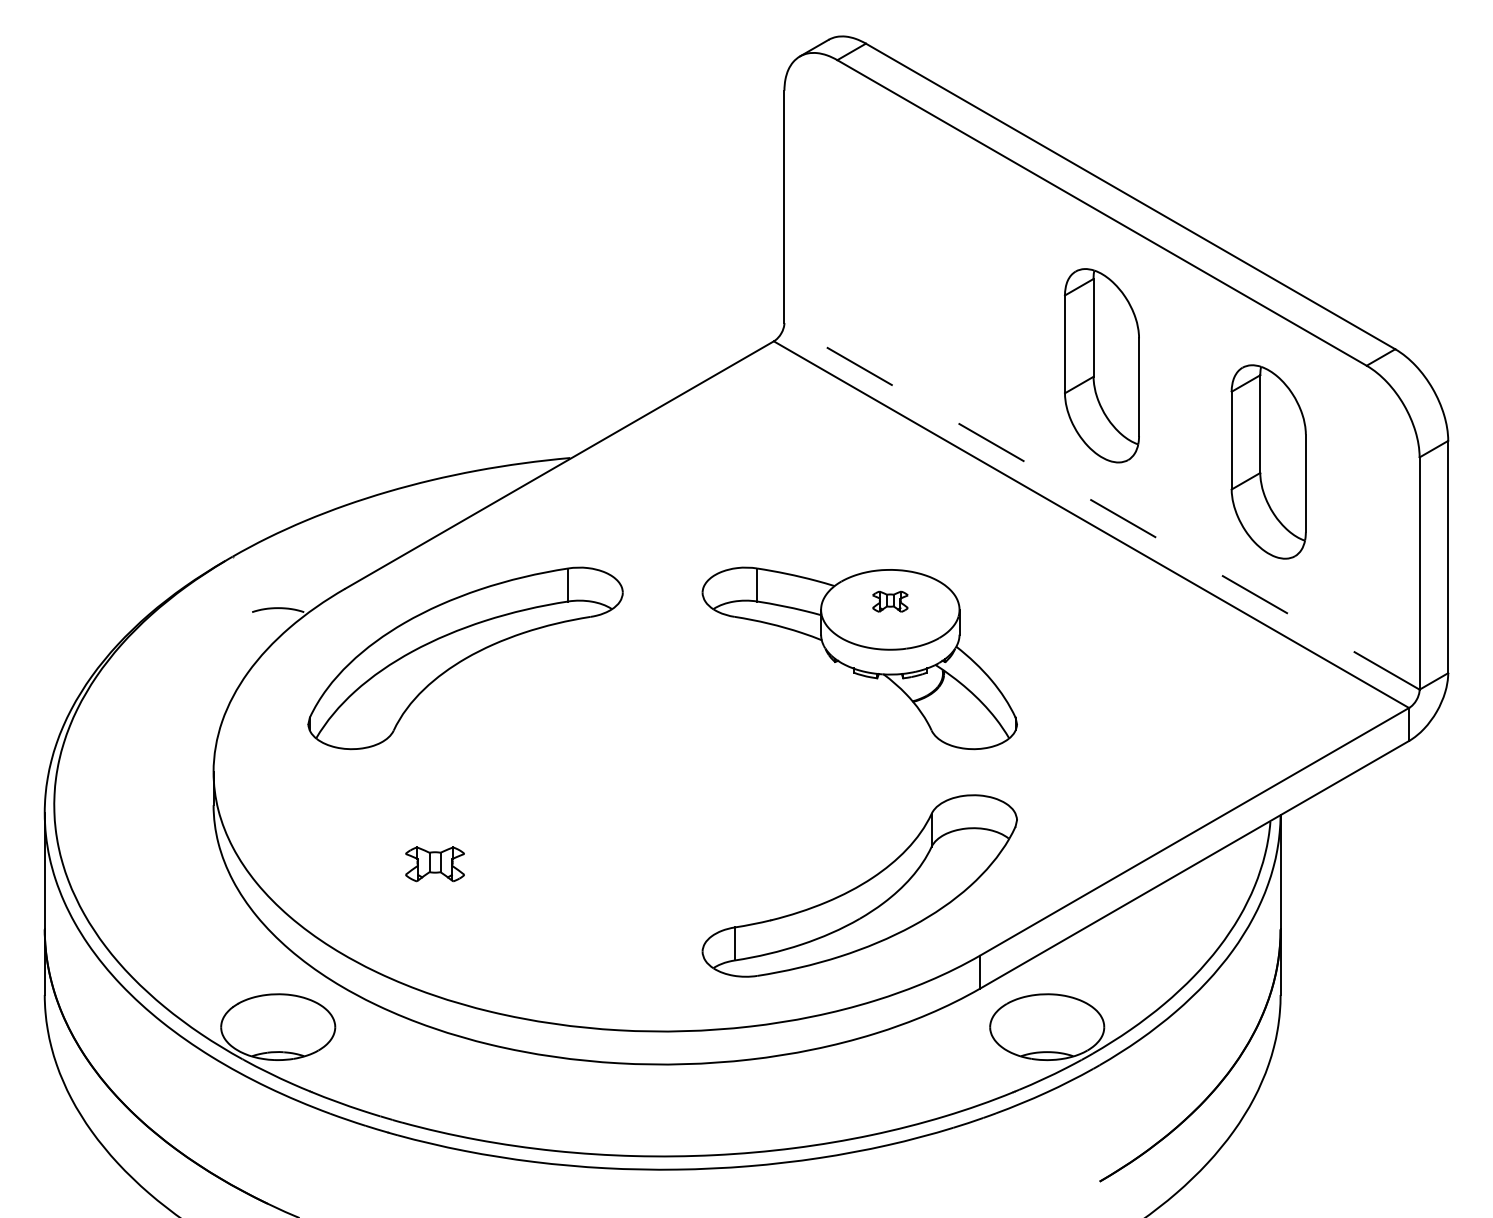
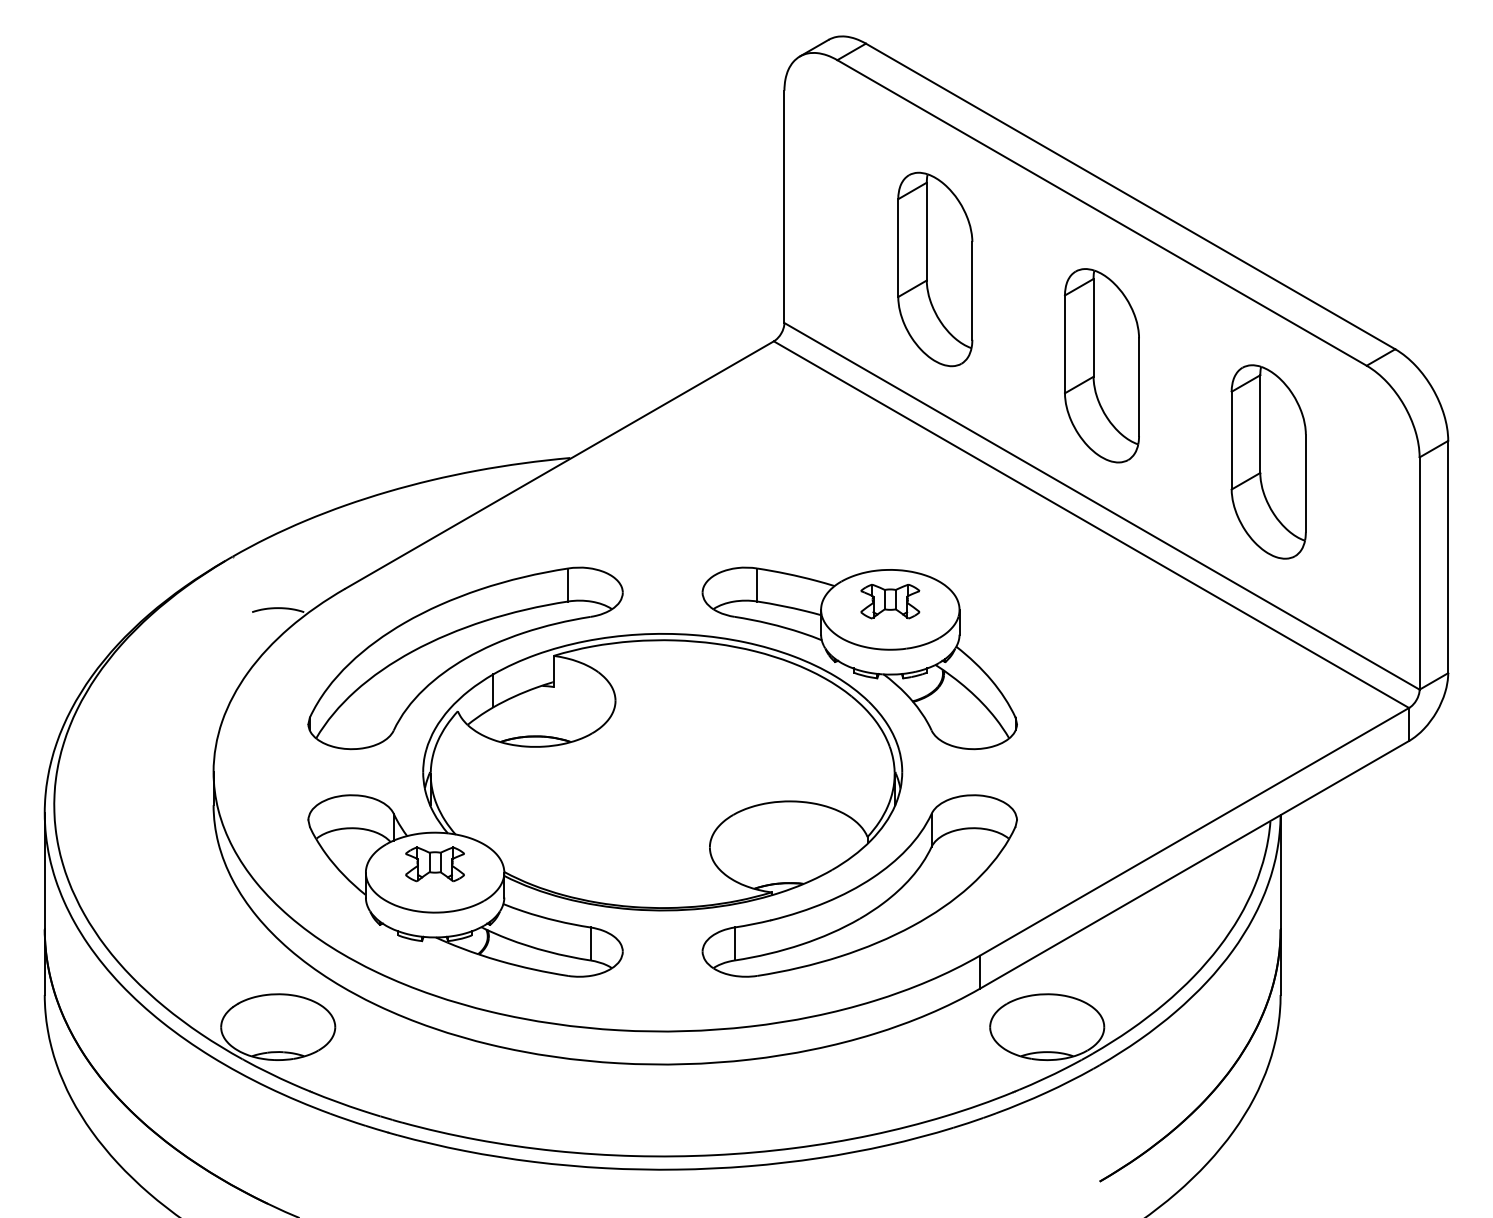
part: none -> present (935, 269)
line: dashed -> solid (1102, 506)
part size: 37x23 px -> 61x36 px (890, 601)
part: none -> present (605, 805)
